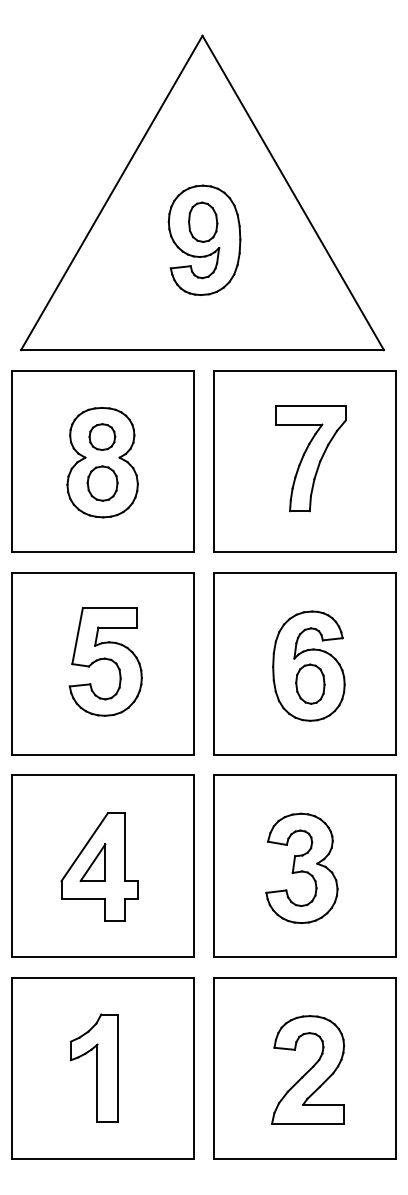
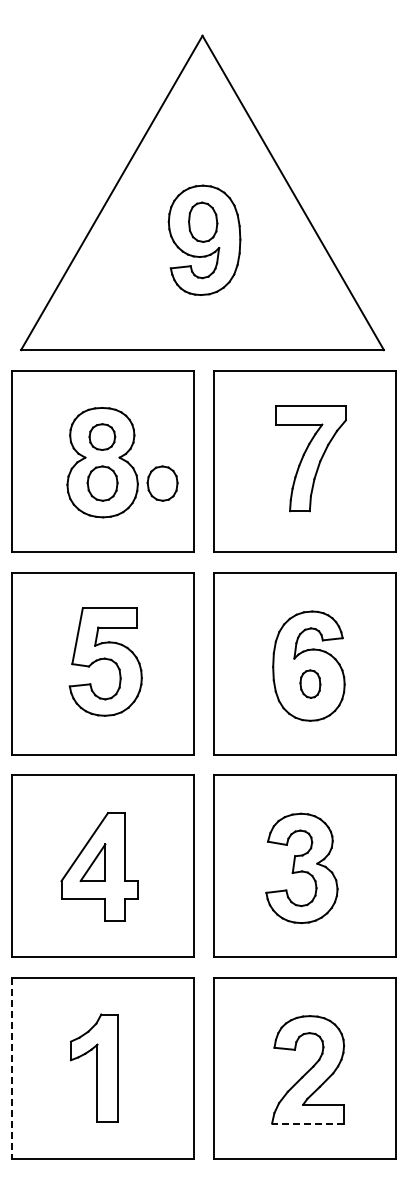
part: none -> present (162, 483)
part size: 31x42 px -> 23x30 px (310, 683)
line: solid -> dashed (12, 1068)
line: solid -> dashed (308, 1123)
